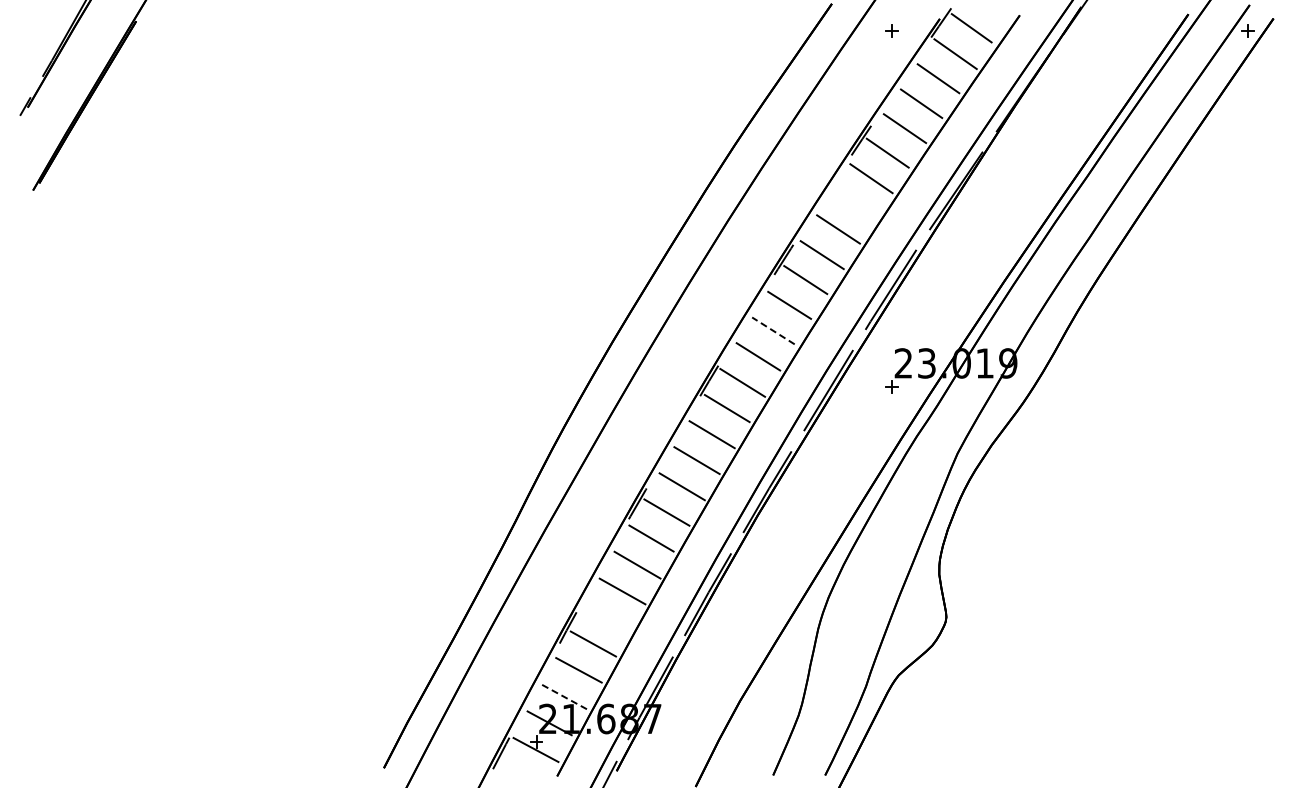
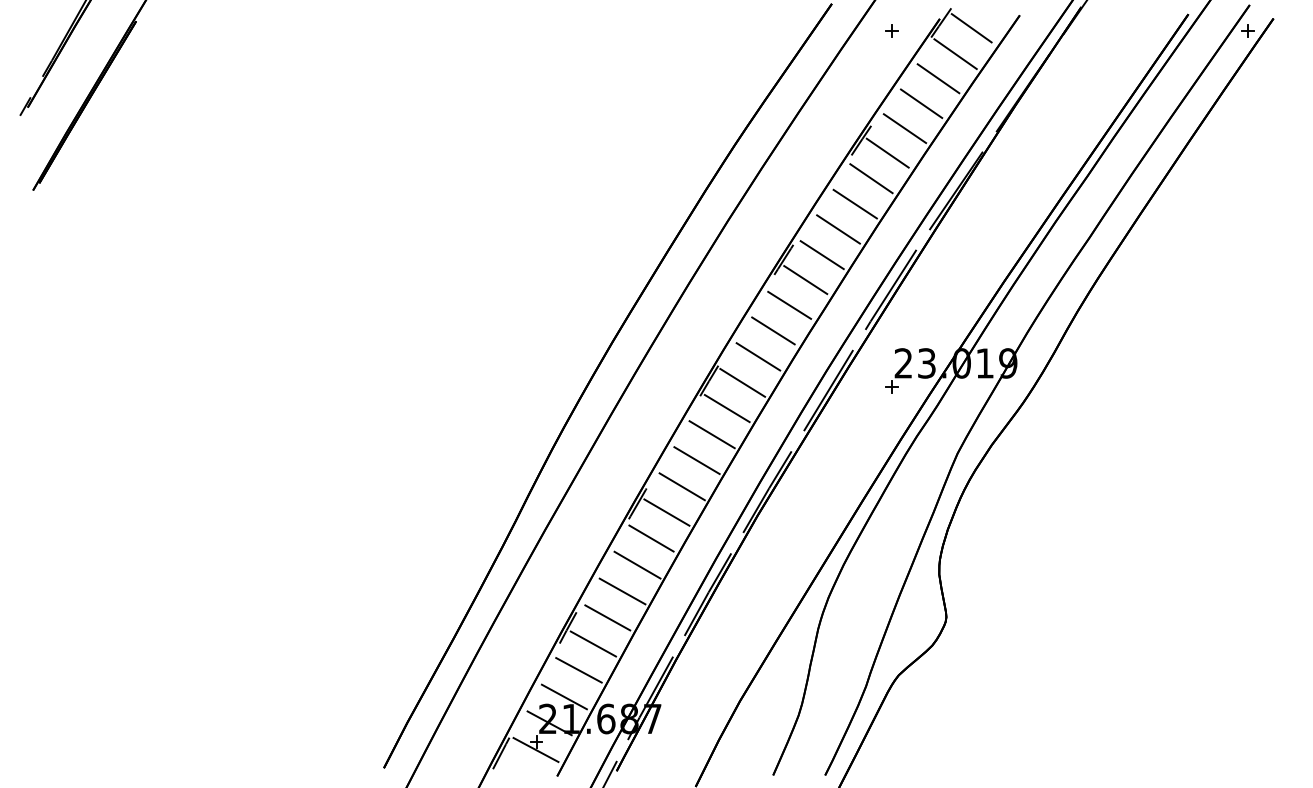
line: none -> present (854, 203)
line: dashed -> solid (773, 330)
line: none -> present (607, 617)
line: dashed -> solid (564, 696)
